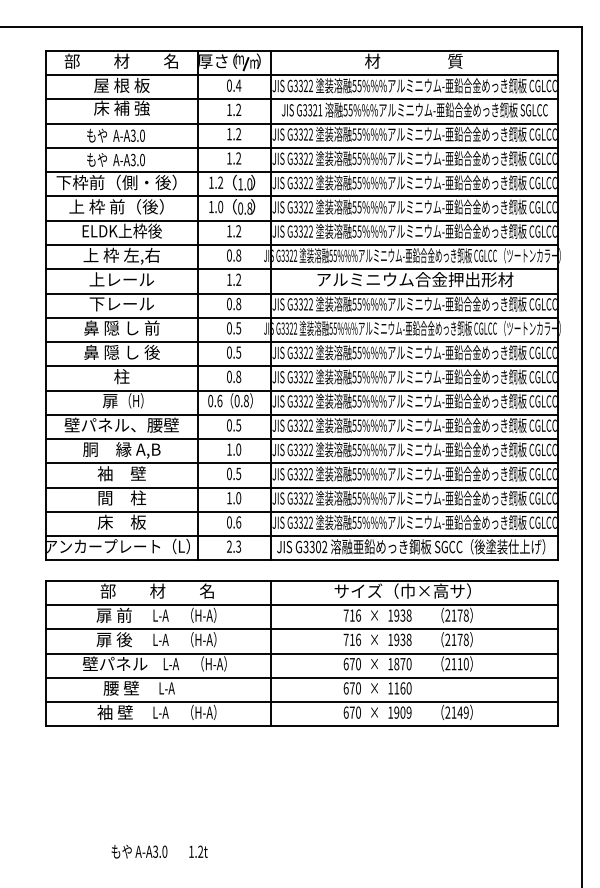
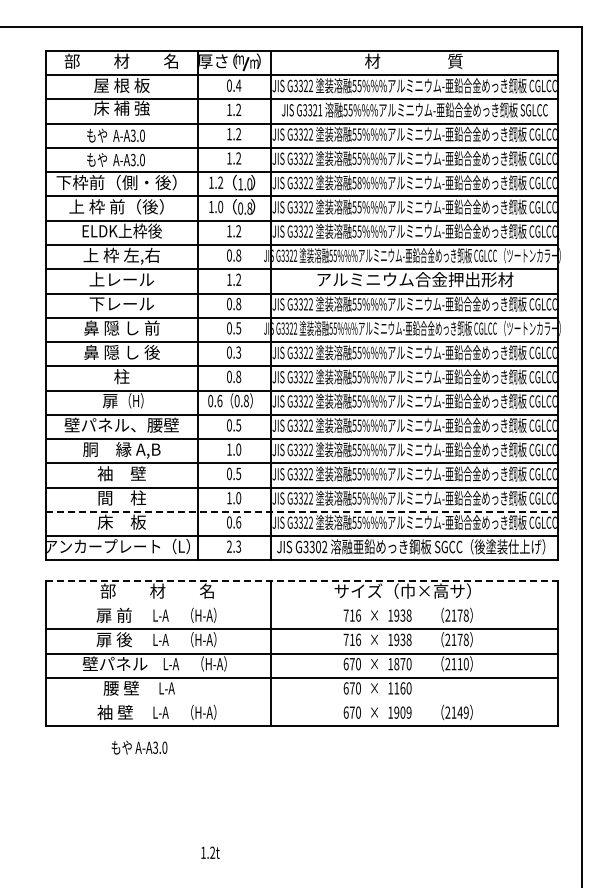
text: 55%%% -> 58%%% (359, 182)
text: 0.5 -> 0.3 (238, 351)
line: solid -> dashed (301, 511)
line: solid -> dashed (301, 580)
line: present -> none (301, 605)
line: present -> none (301, 702)
text position: (139, 851) -> (139, 747) (139, 747)
text position: (198, 851) -> (210, 852) (210, 852)
